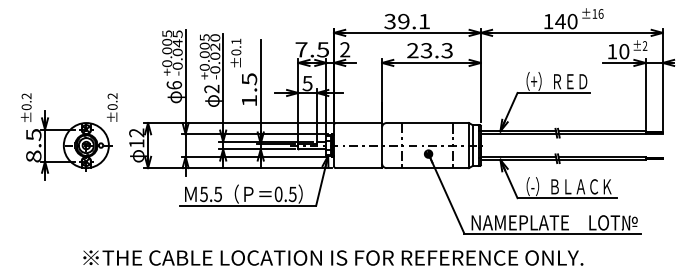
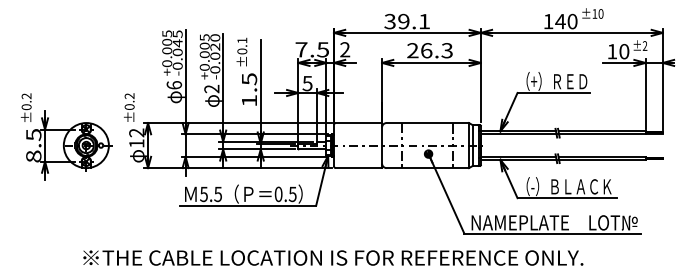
text: ±16 -> ±10 (600, 13)
text: 23.3 -> 26.3 (426, 50)
text position: (235, 52) -> (241, 51) (241, 51)
text position: (112, 107) -> (129, 107) (129, 107)
